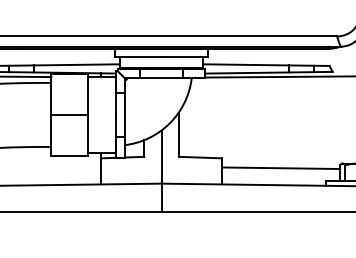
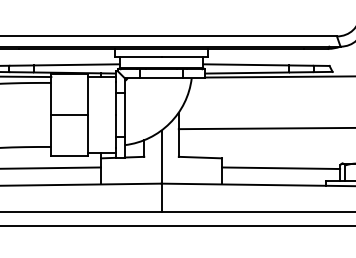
line: none -> present (265, 128)
line: none -> present (51, 167)
line: none -> present (177, 226)
